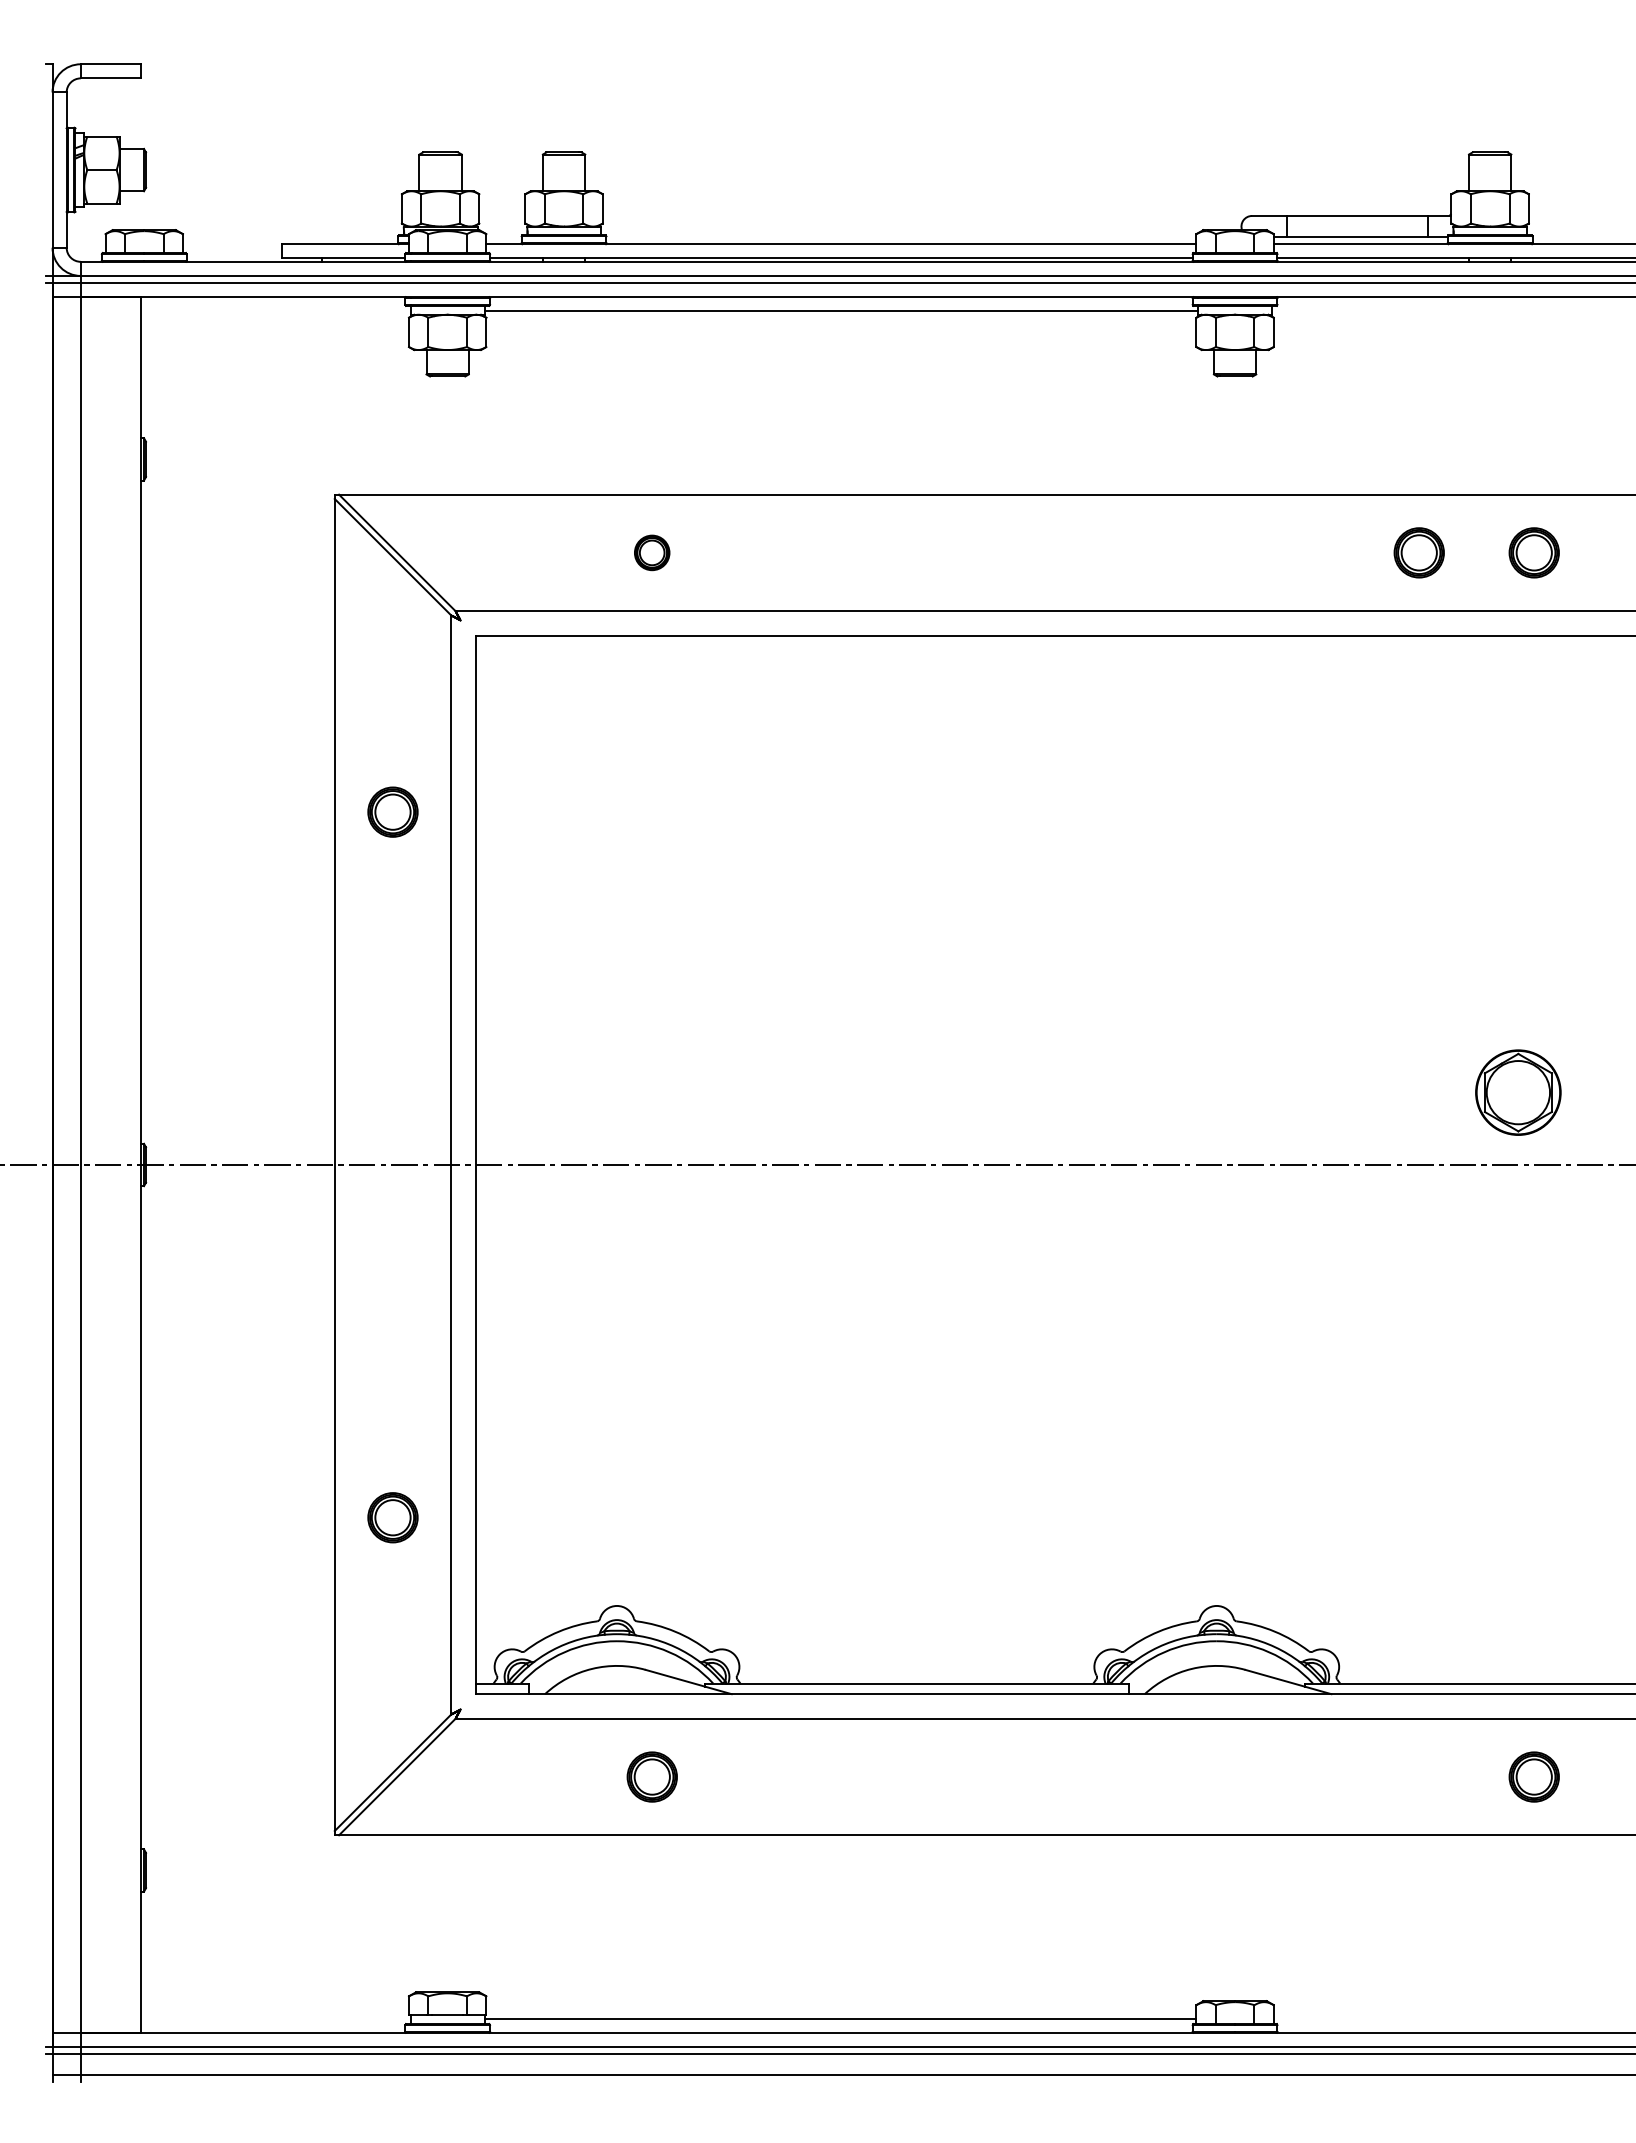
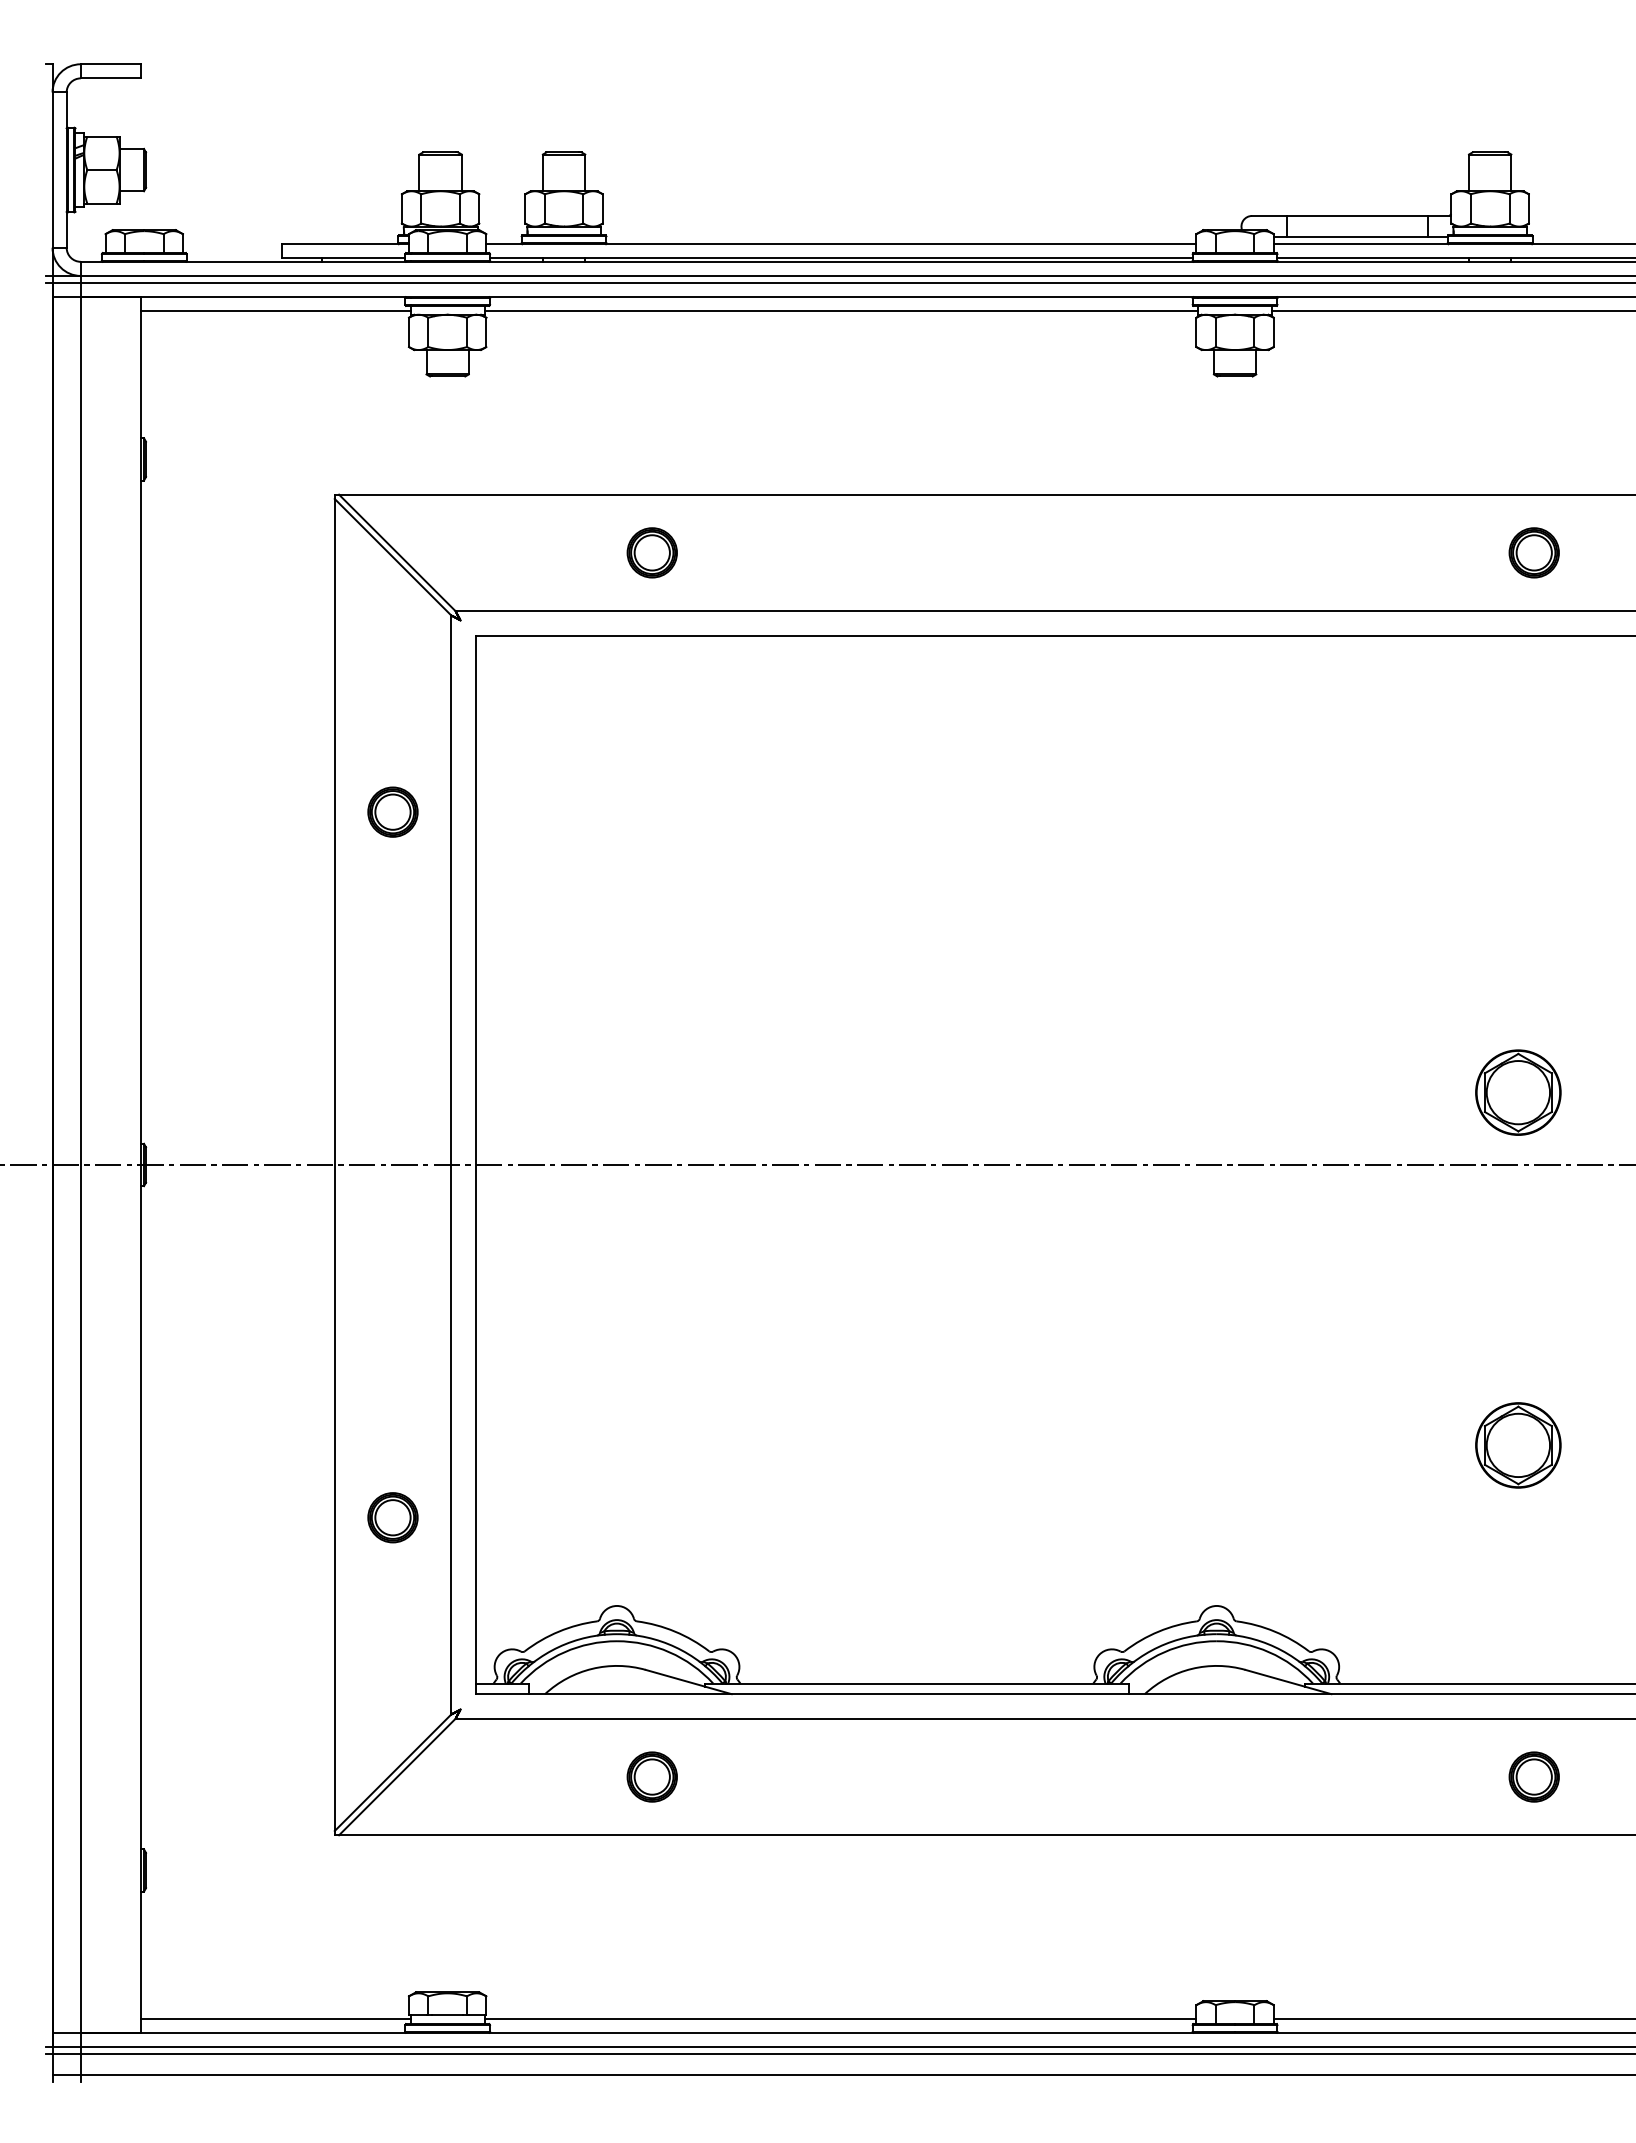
line: none -> present (275, 311)
line: none -> present (1452, 311)
part size: 37x38 px -> 52x52 px (651, 552)
part: present -> none (1418, 552)
part: none -> present (1518, 1445)
line: none -> present (275, 2018)
line: none -> present (1452, 2018)
